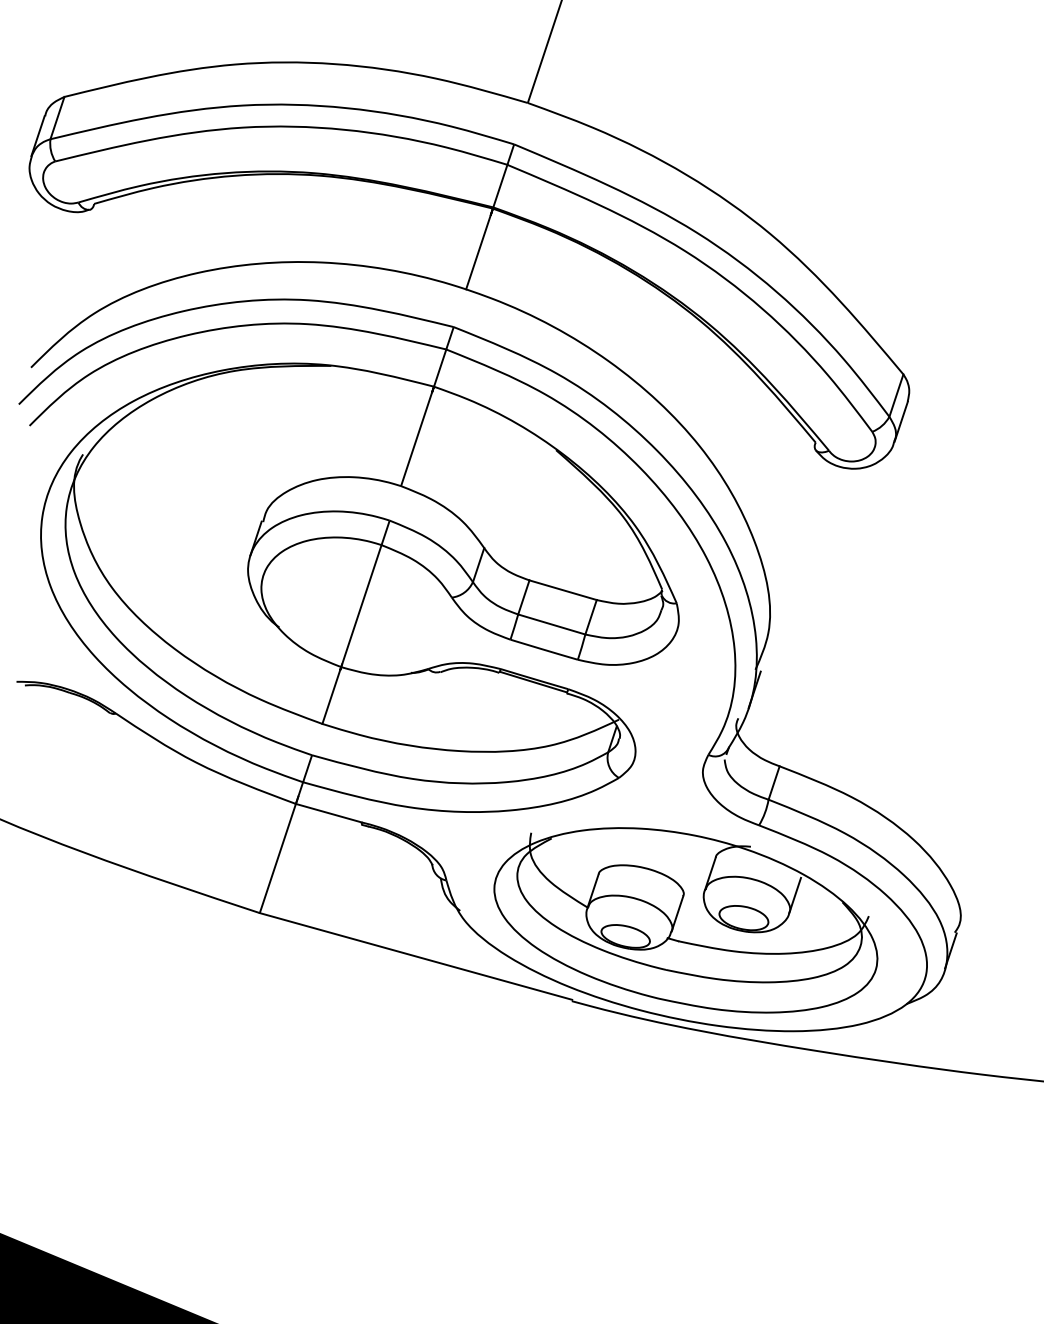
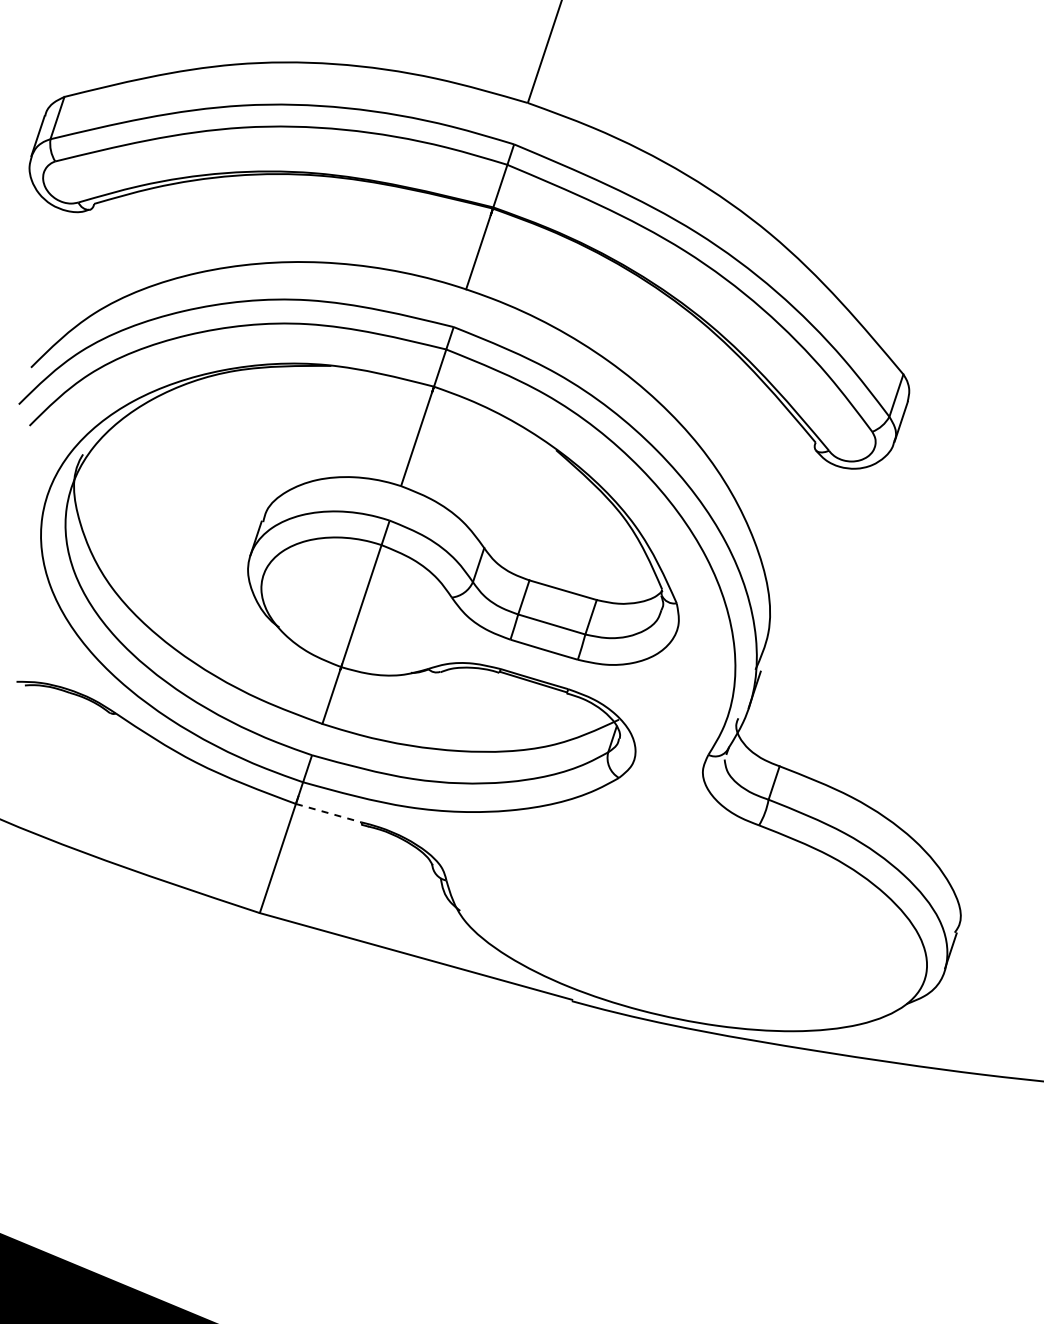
line: solid -> dashed (329, 813)
part: present -> none (685, 920)
